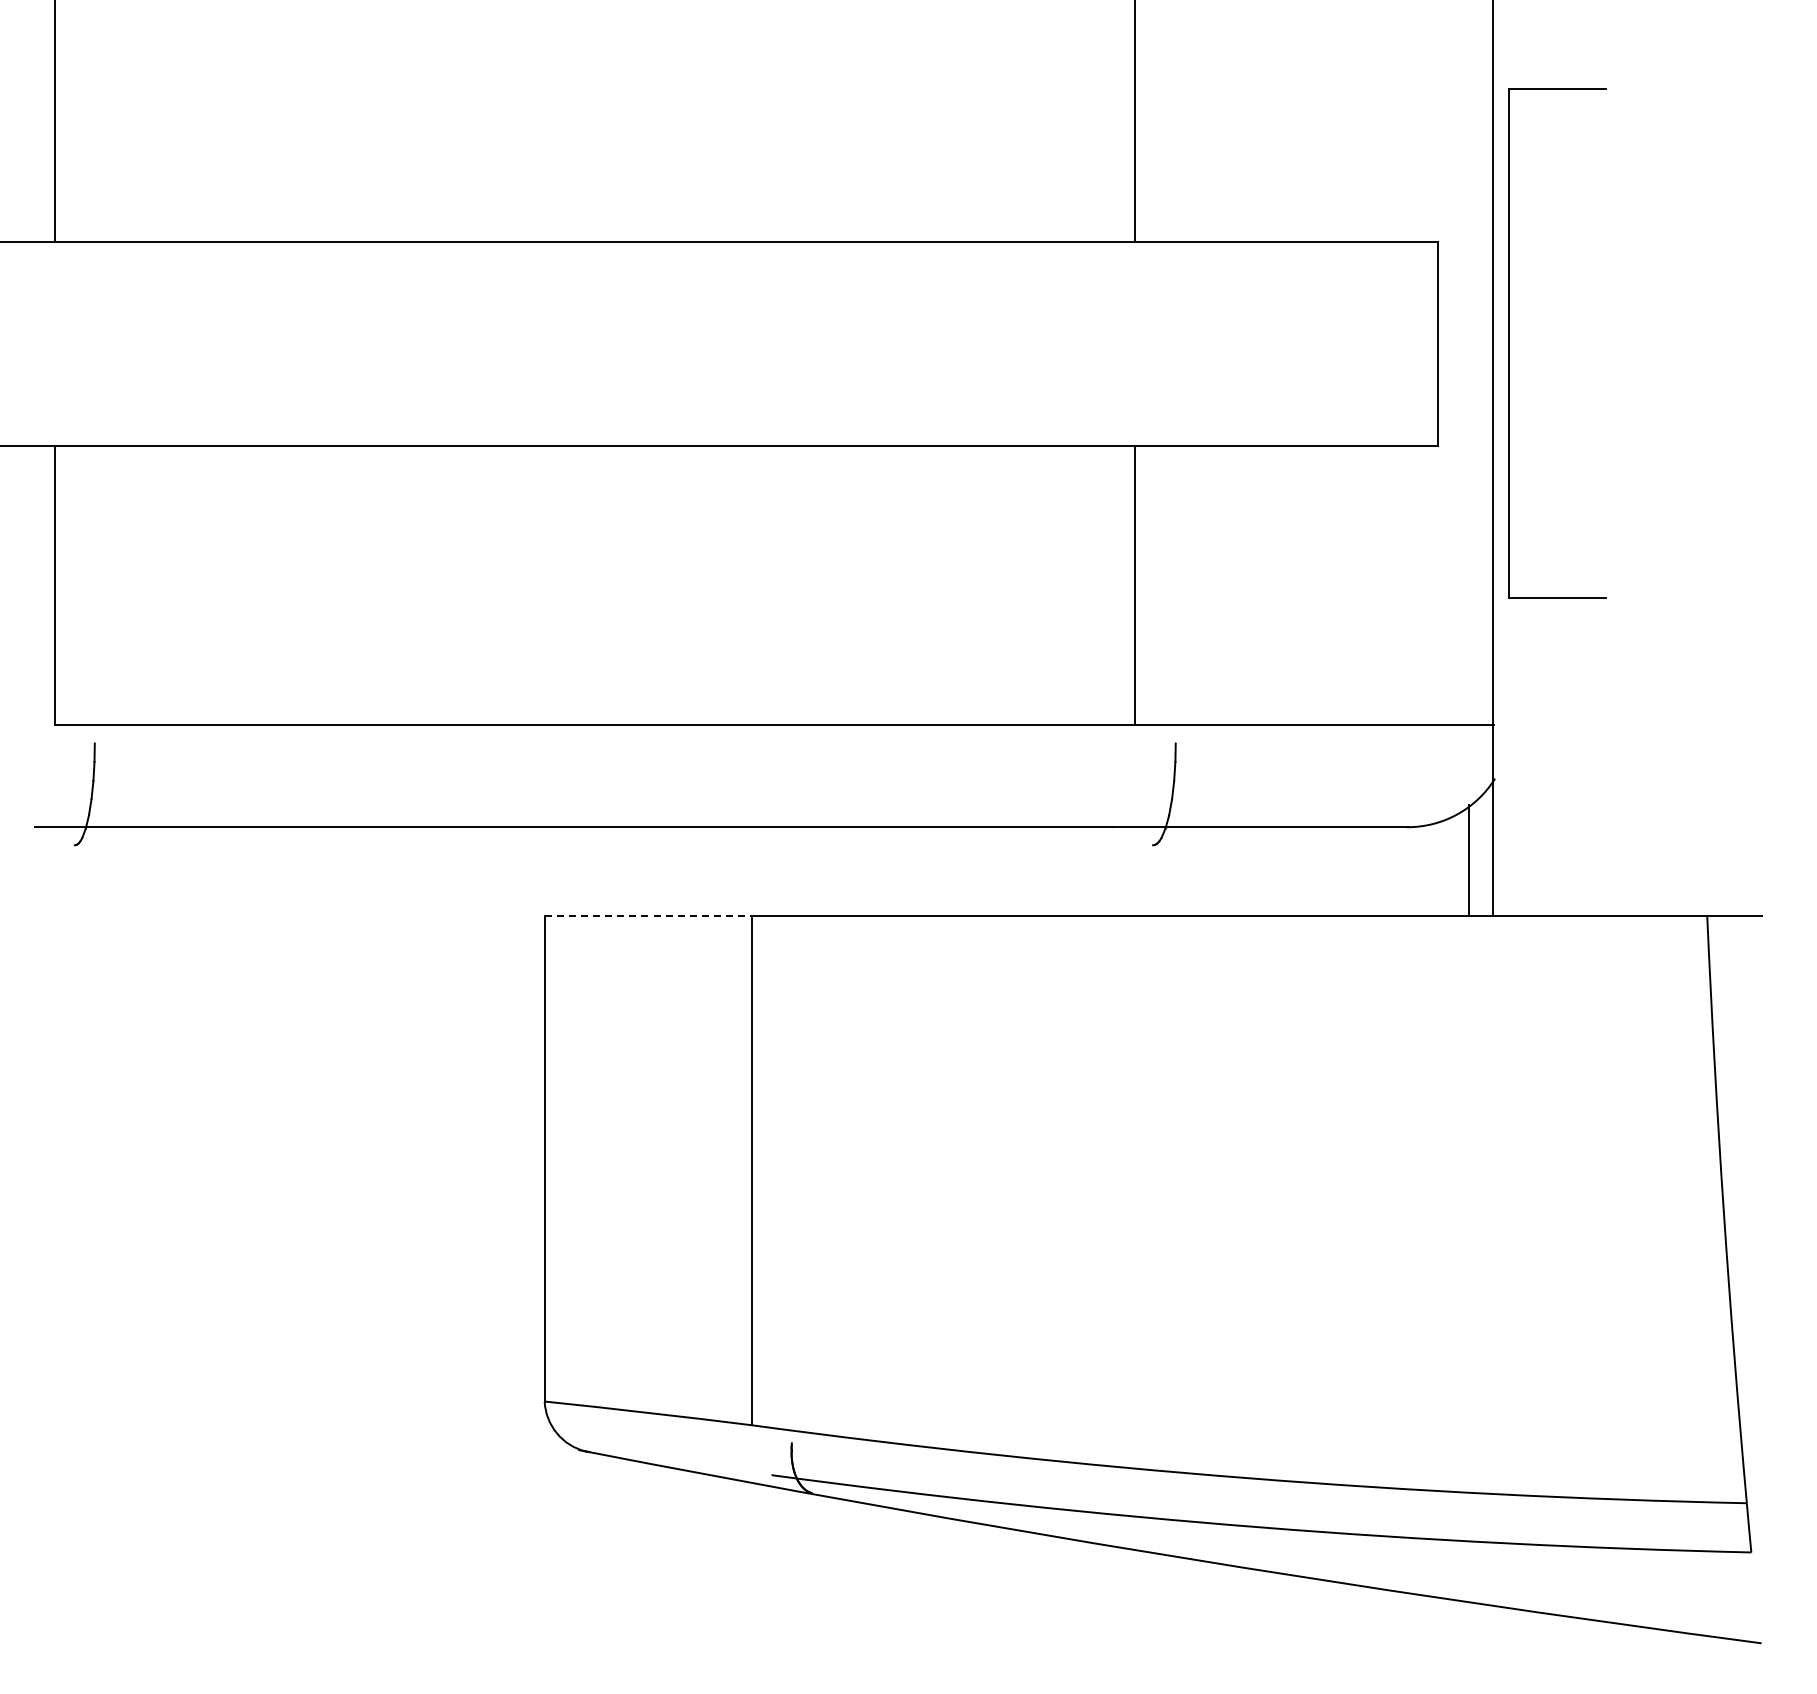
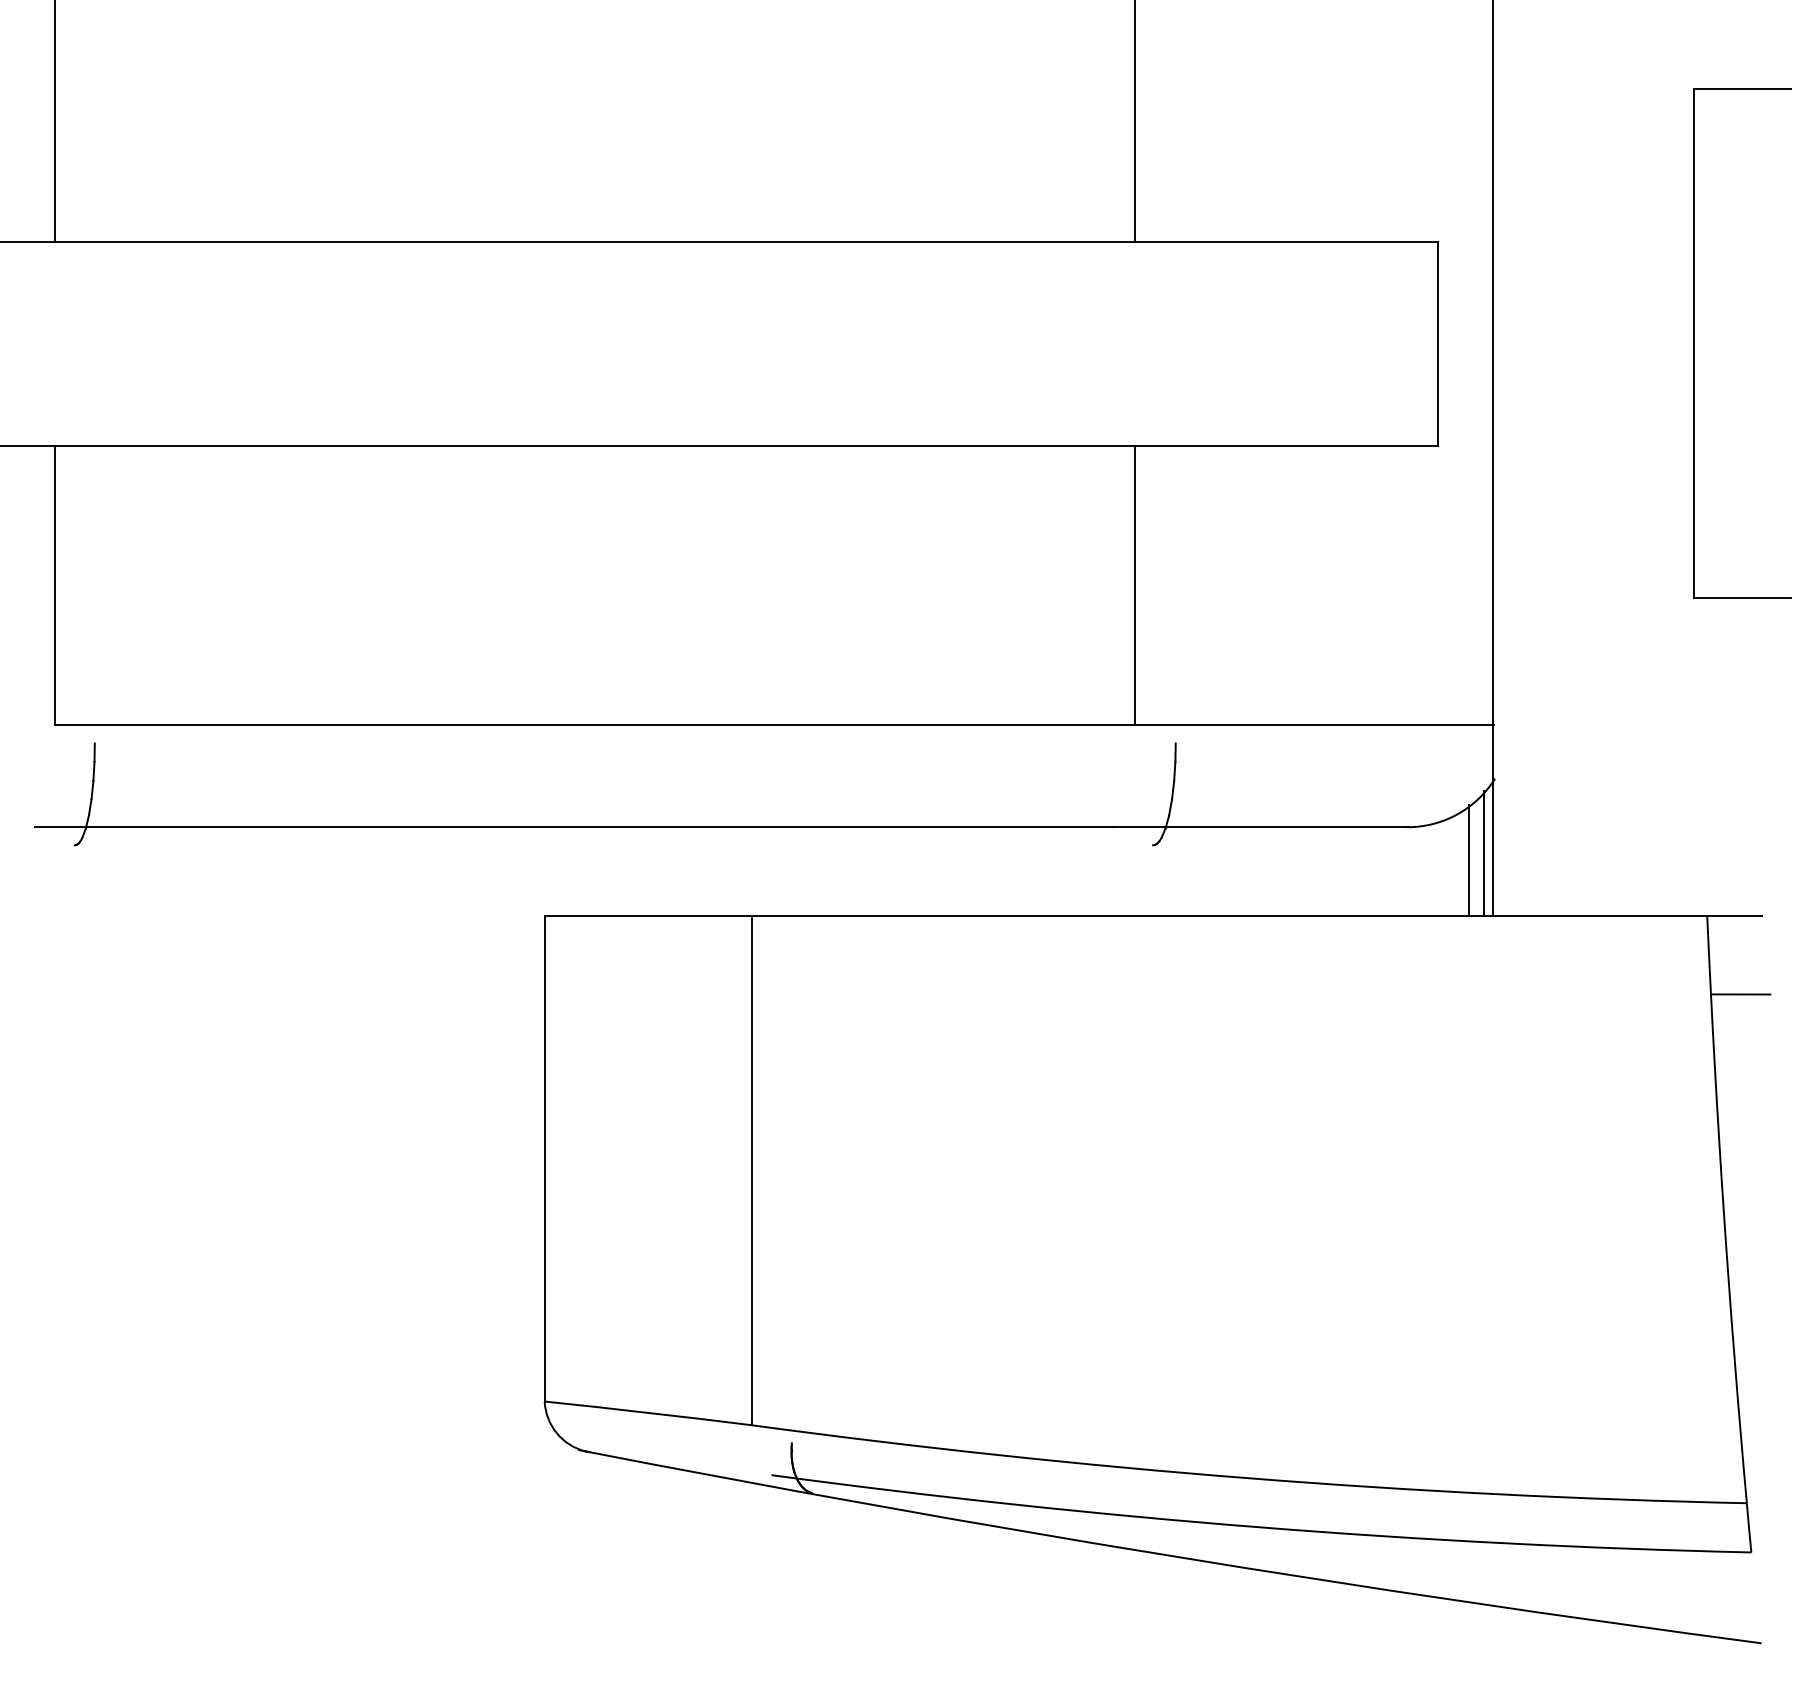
part position: (1509, 343) -> (1694, 343) (1694, 343)
line: none -> present (1484, 853)
line: dashed -> solid (648, 916)
line: none -> present (1740, 994)
